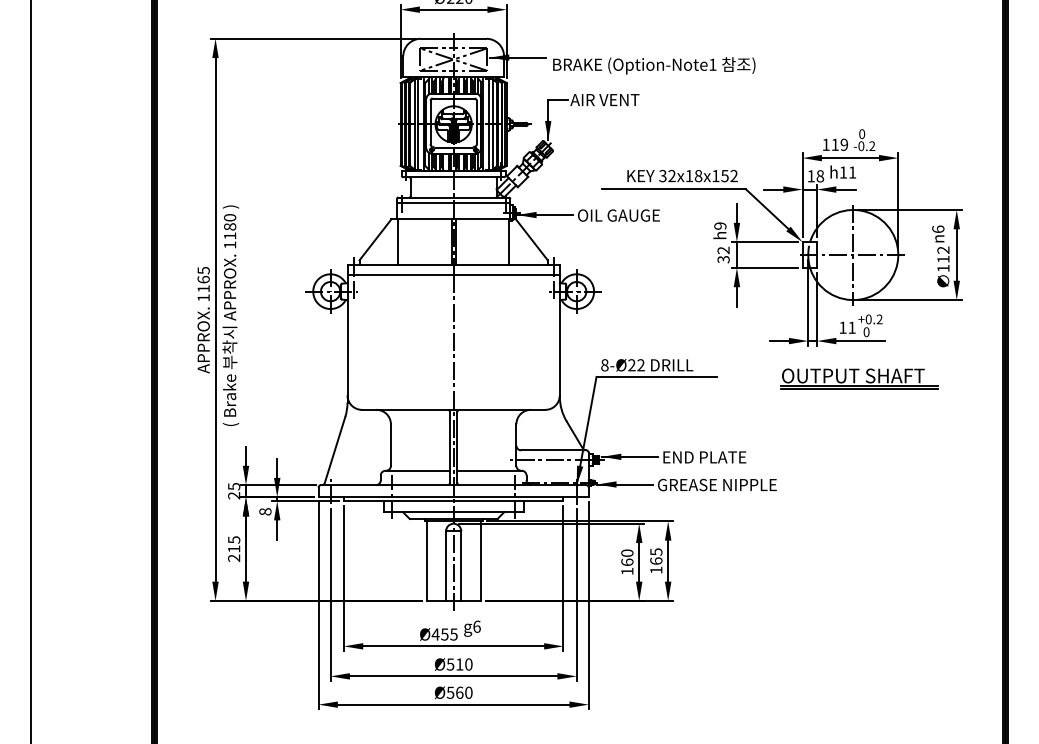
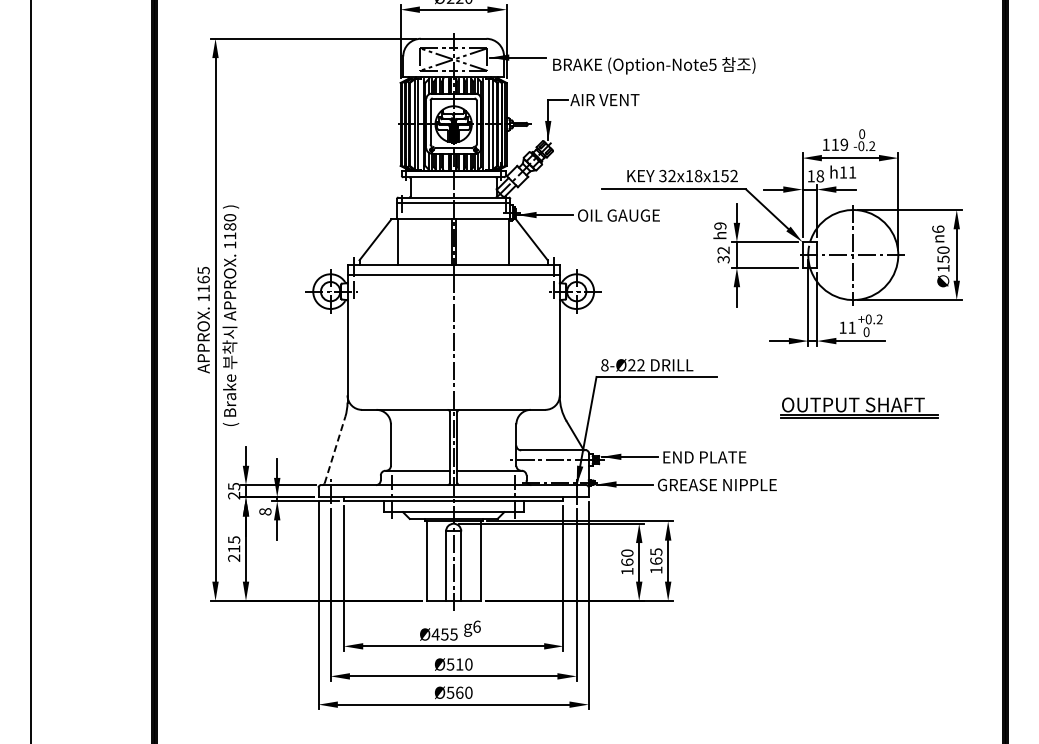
text: (Option-Note1 -> (Option-Note5 (712, 64)
text: 112 -> 150 (943, 254)
part position: (859, 378) -> (859, 407) (859, 407)
line: solid -> dashed (335, 450)
